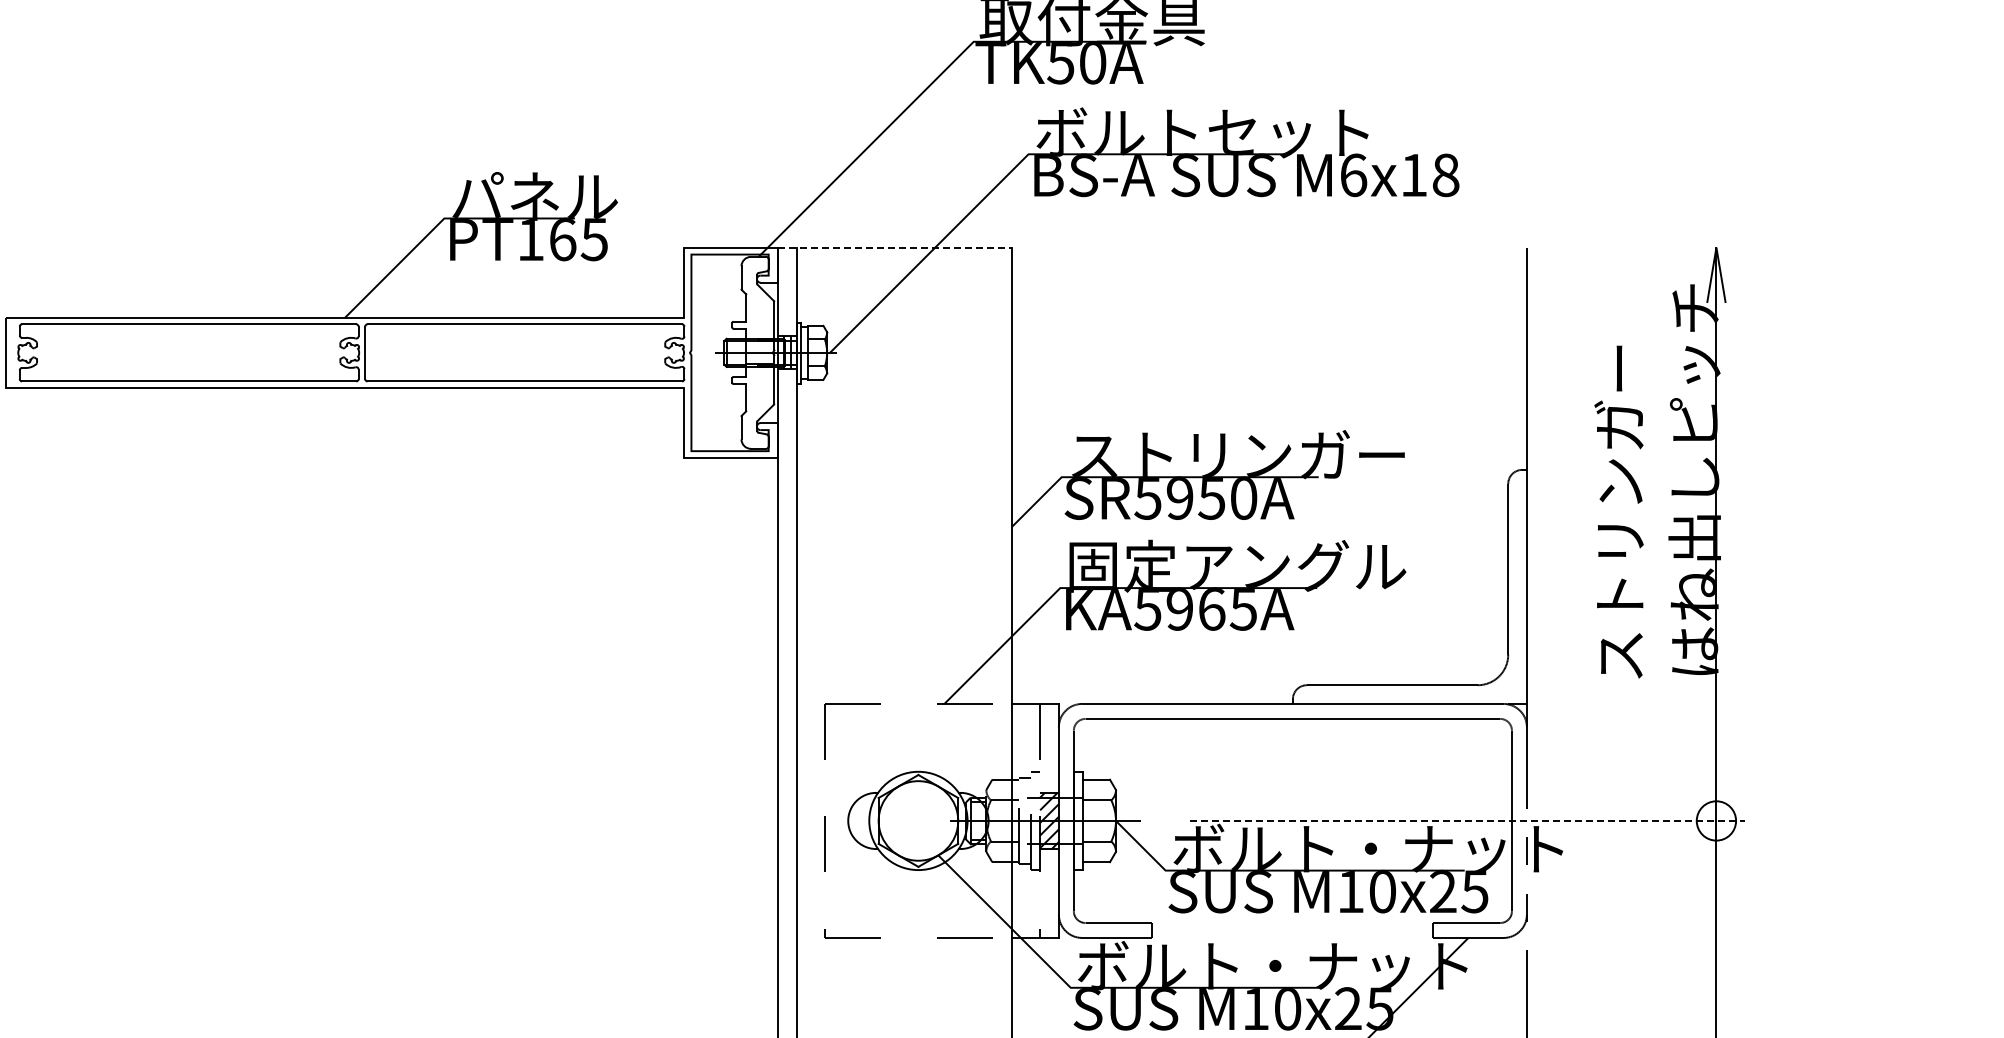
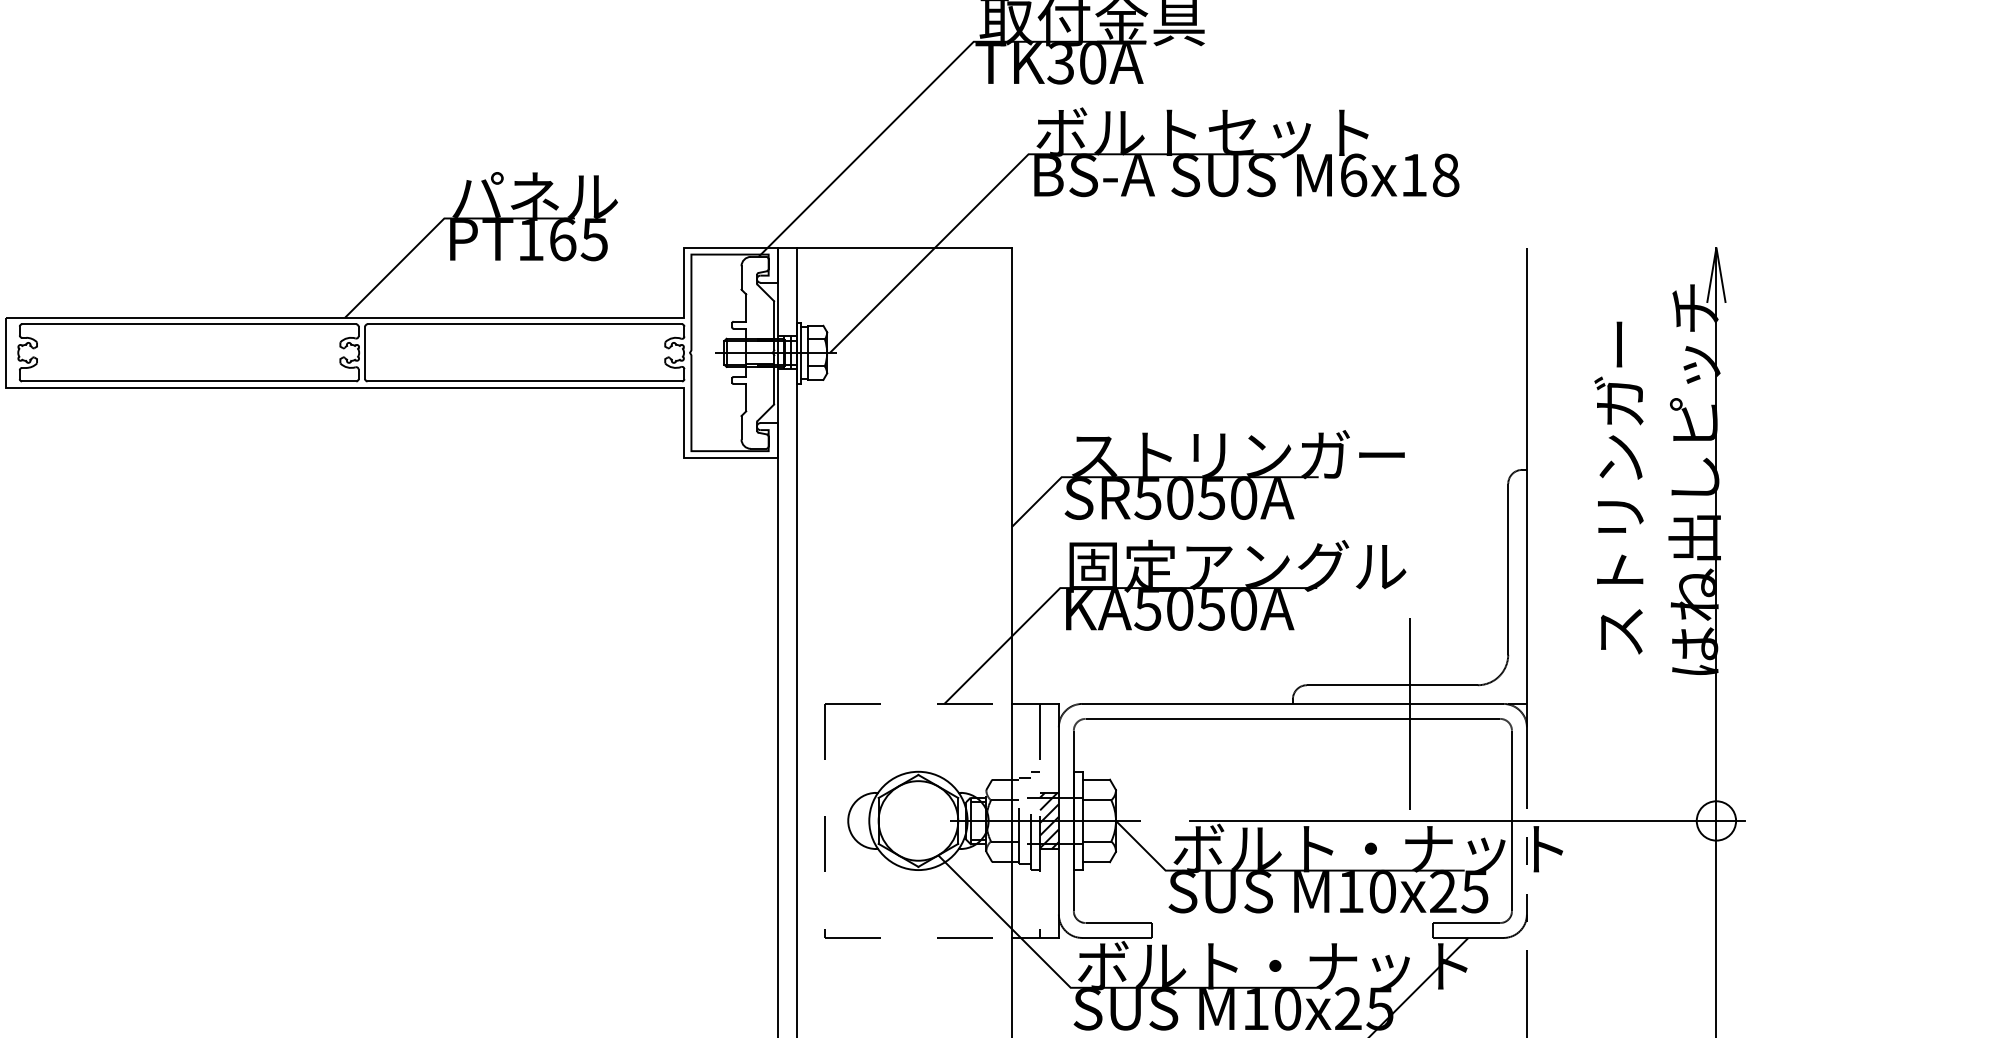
text: TK50A -> TK30A (1060, 63)
line: dashed -> solid (895, 247)
text: SR5950A -> SR5050A (1179, 498)
text position: (1618, 511) -> (1618, 487) (1618, 487)
text: KA5965A -> KA5050A (1211, 609)
line: none -> present (1409, 713)
line: dashed -> solid (1467, 820)
